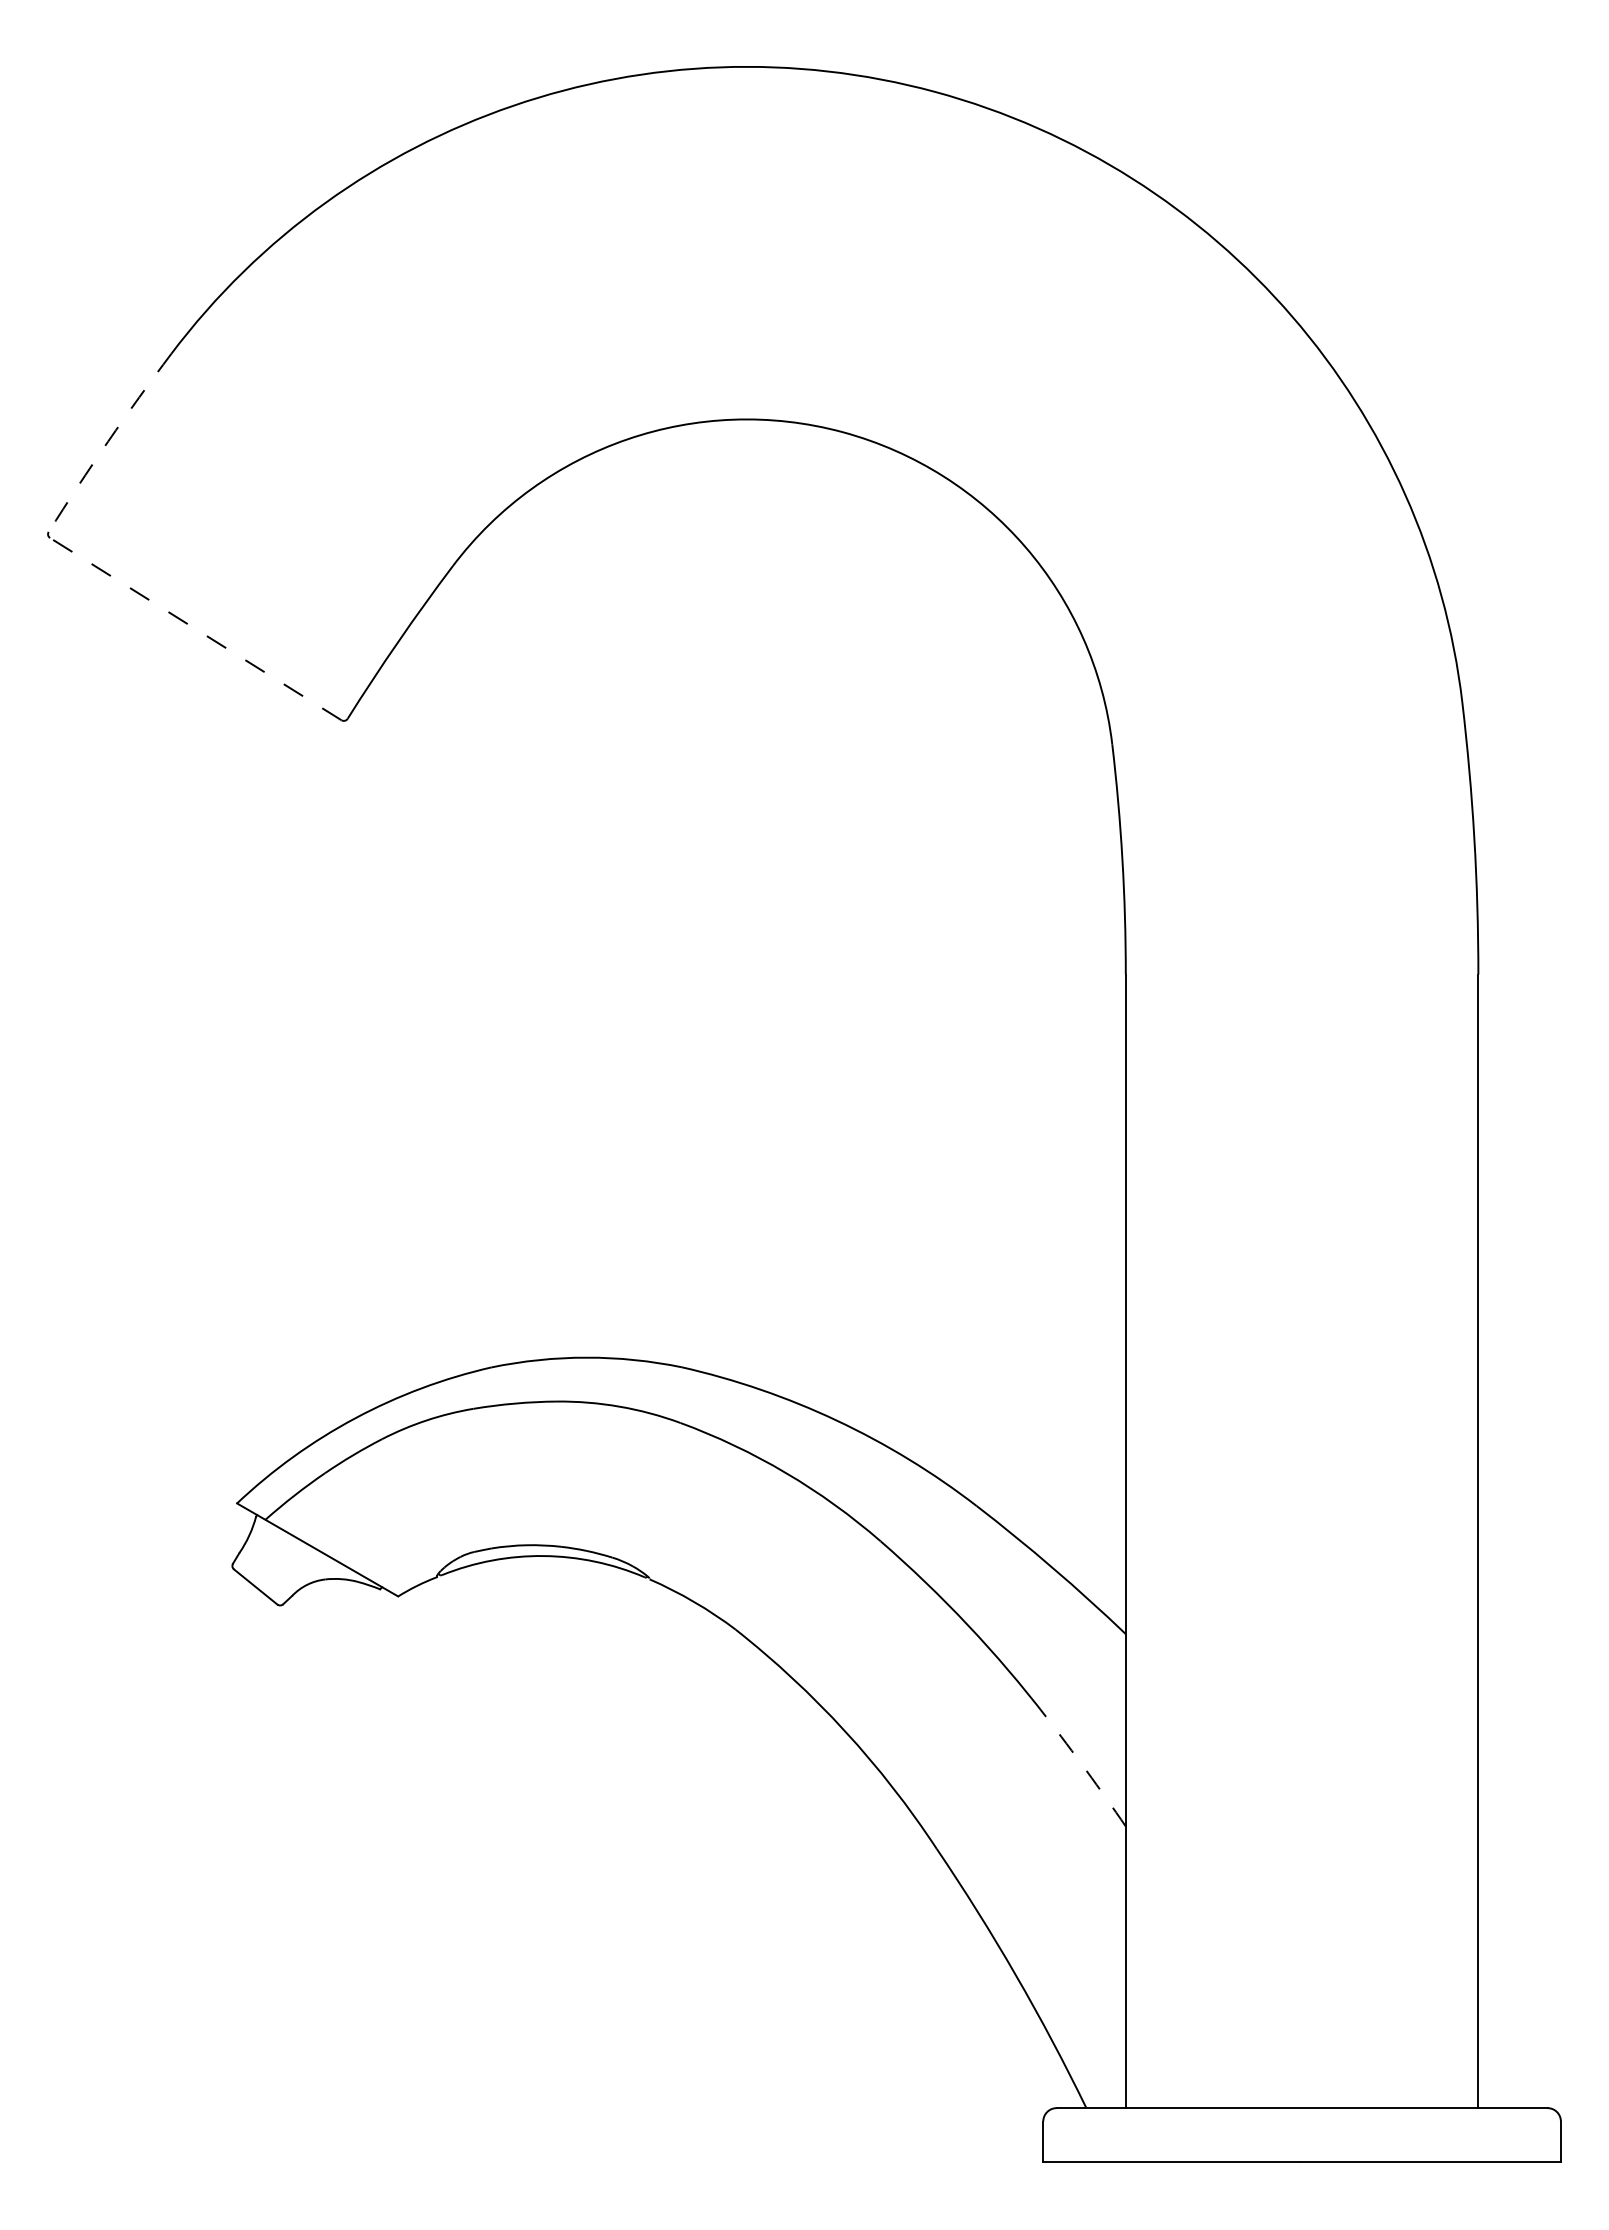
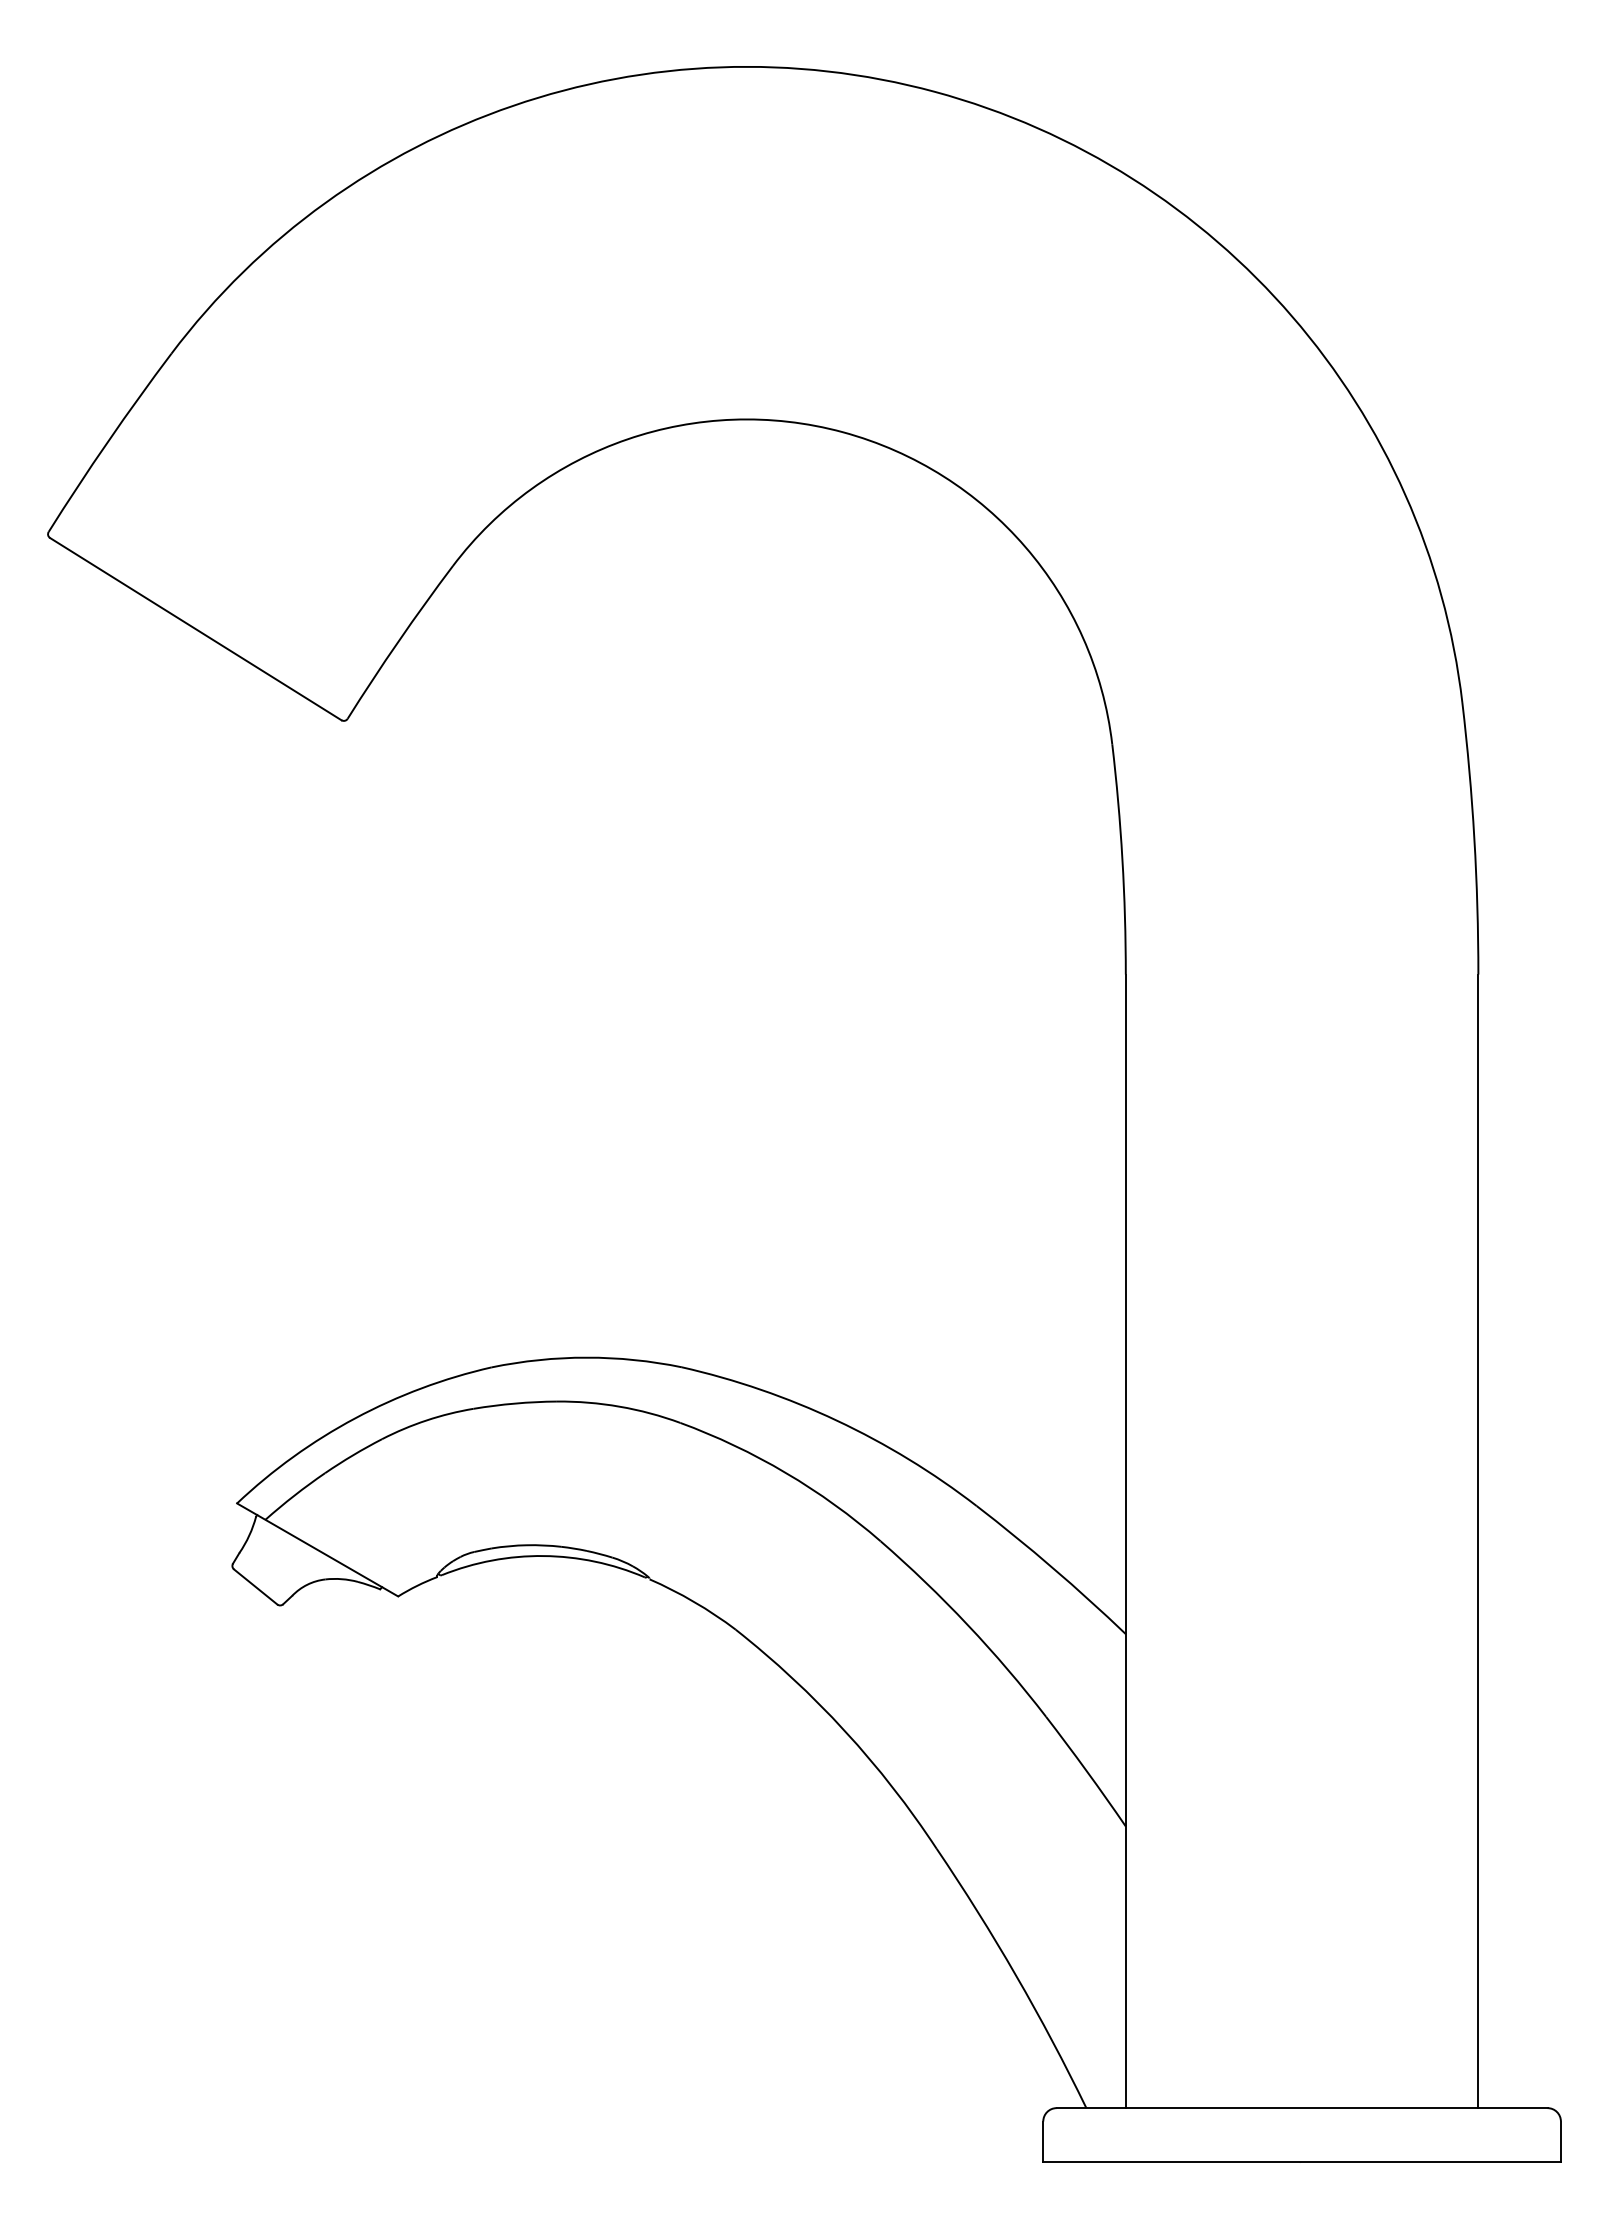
arc: dashed -> solid (108, 441)
line: dashed -> solid (195, 629)
arc: dashed -> solid (1086, 1771)
